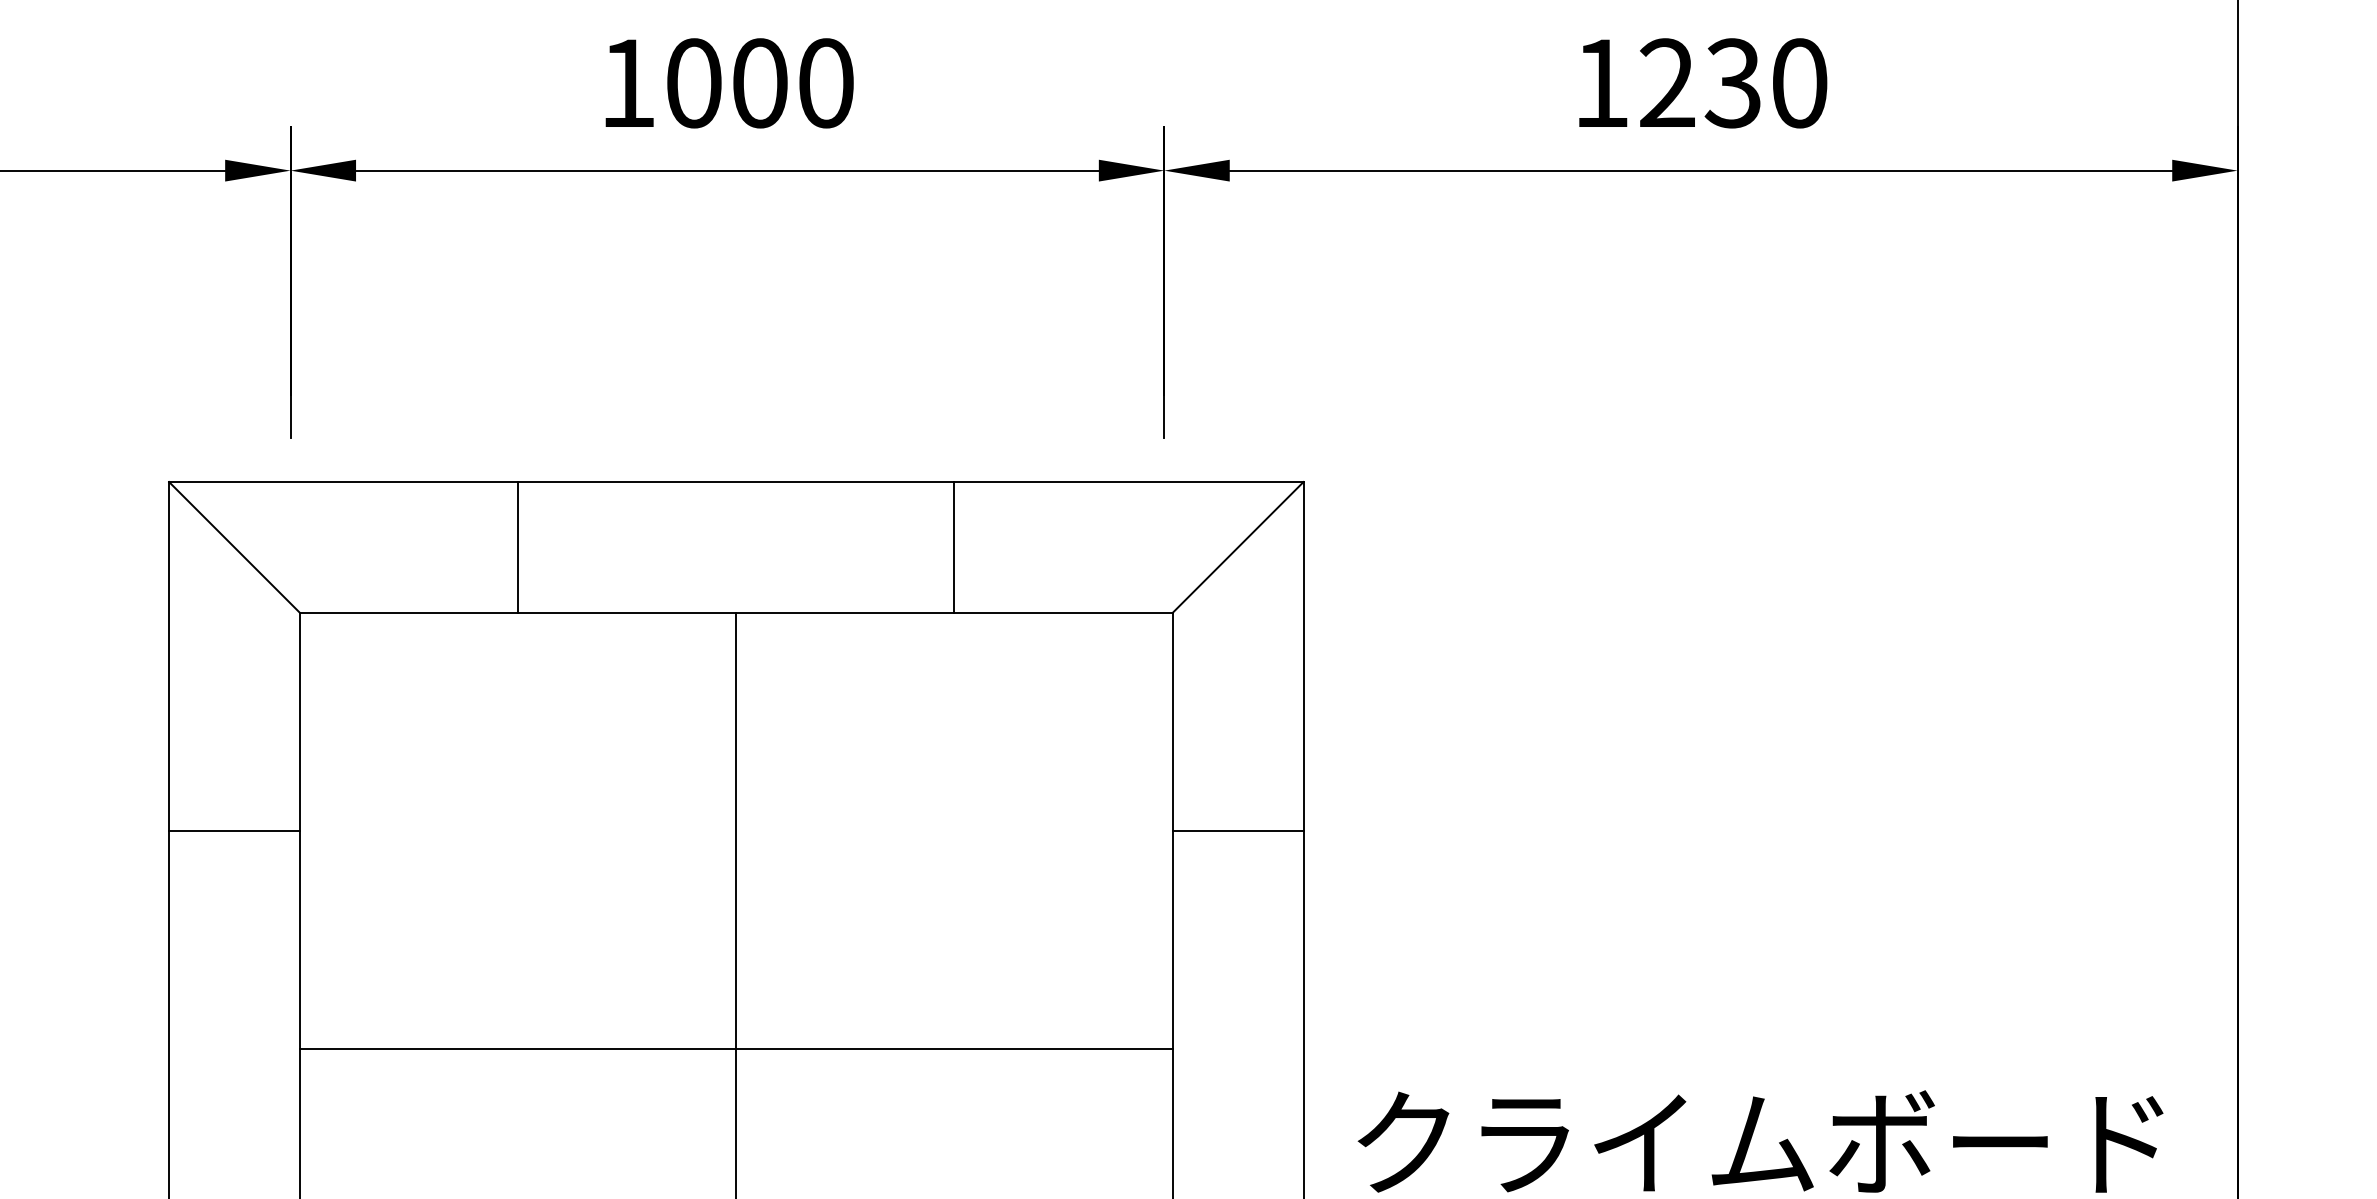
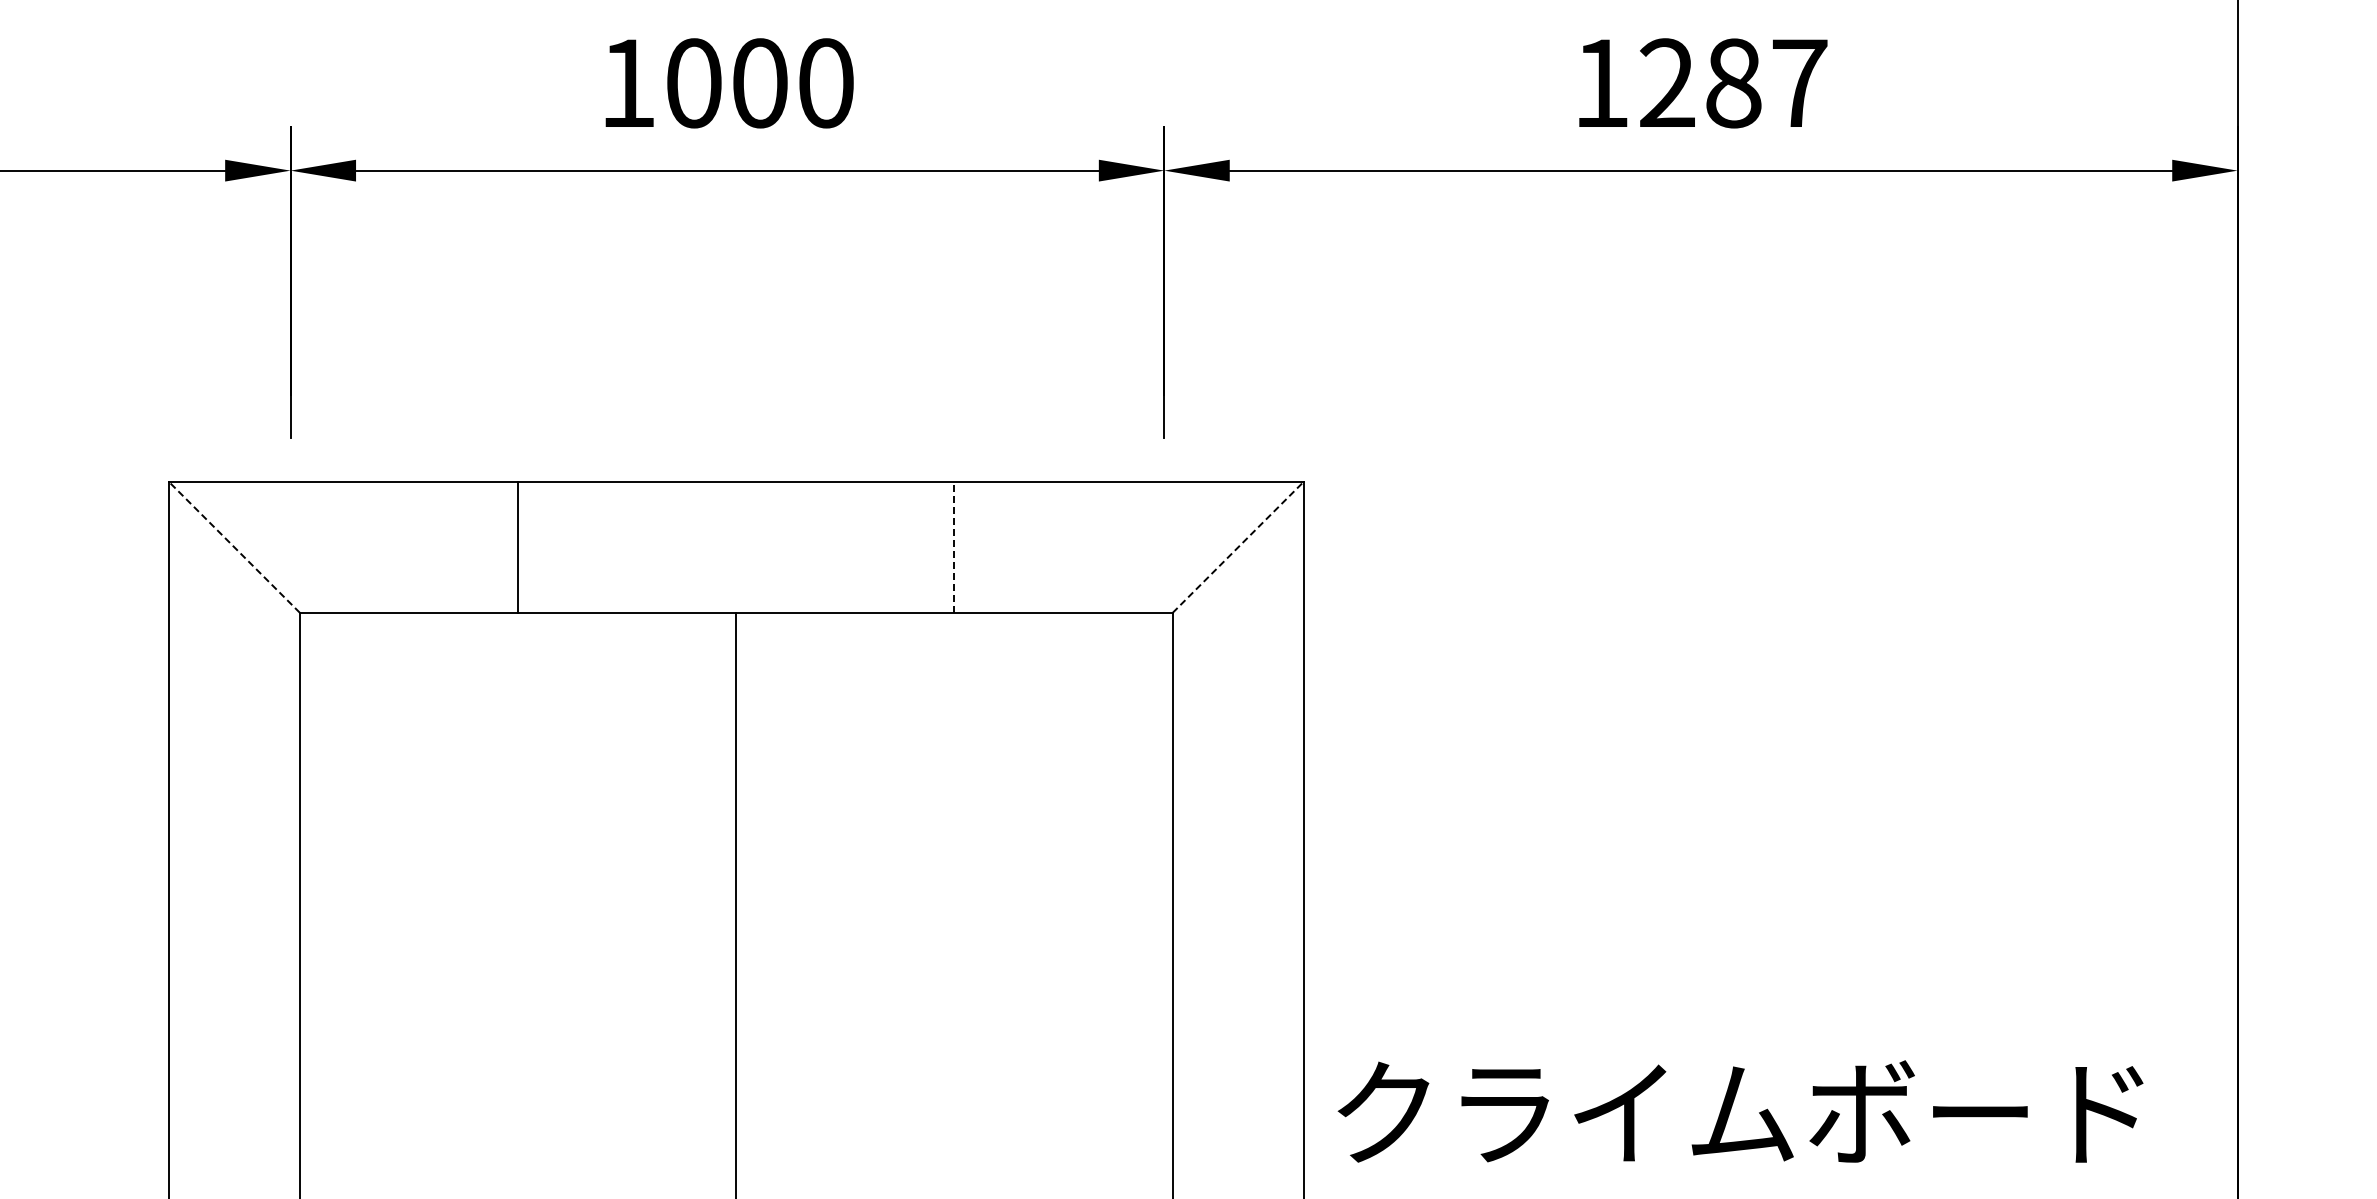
text: 1230 -> 1287 (1765, 83)
line: solid -> dashed (954, 546)
line: solid -> dashed (234, 547)
line: solid -> dashed (1238, 547)
line: present -> none (234, 831)
line: present -> none (1237, 831)
line: present -> none (736, 1049)
text position: (1760, 1141) -> (1740, 1111) (1740, 1111)
